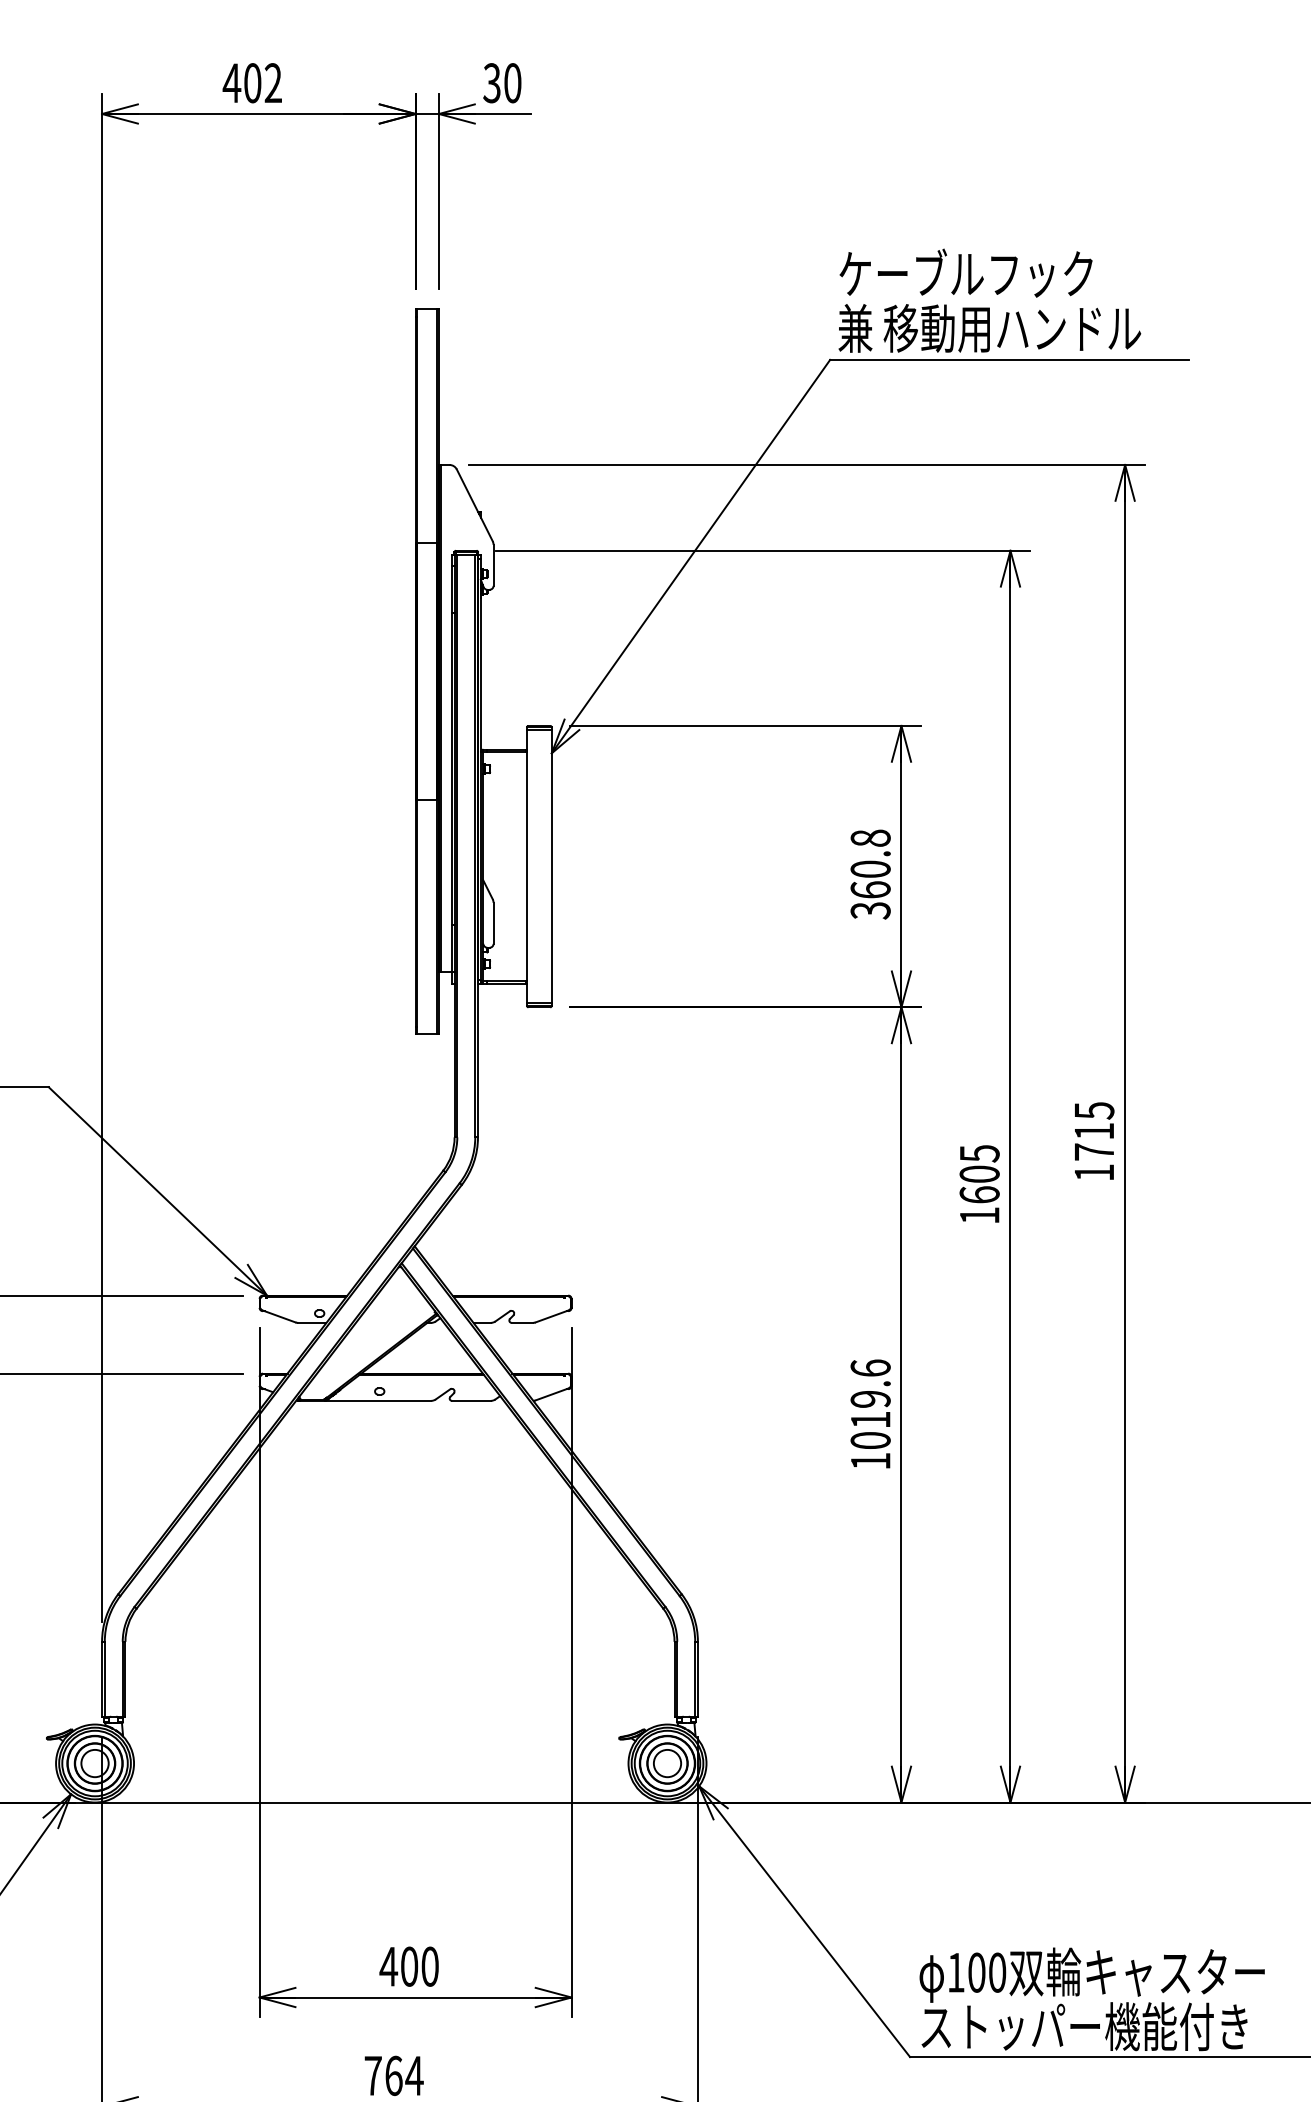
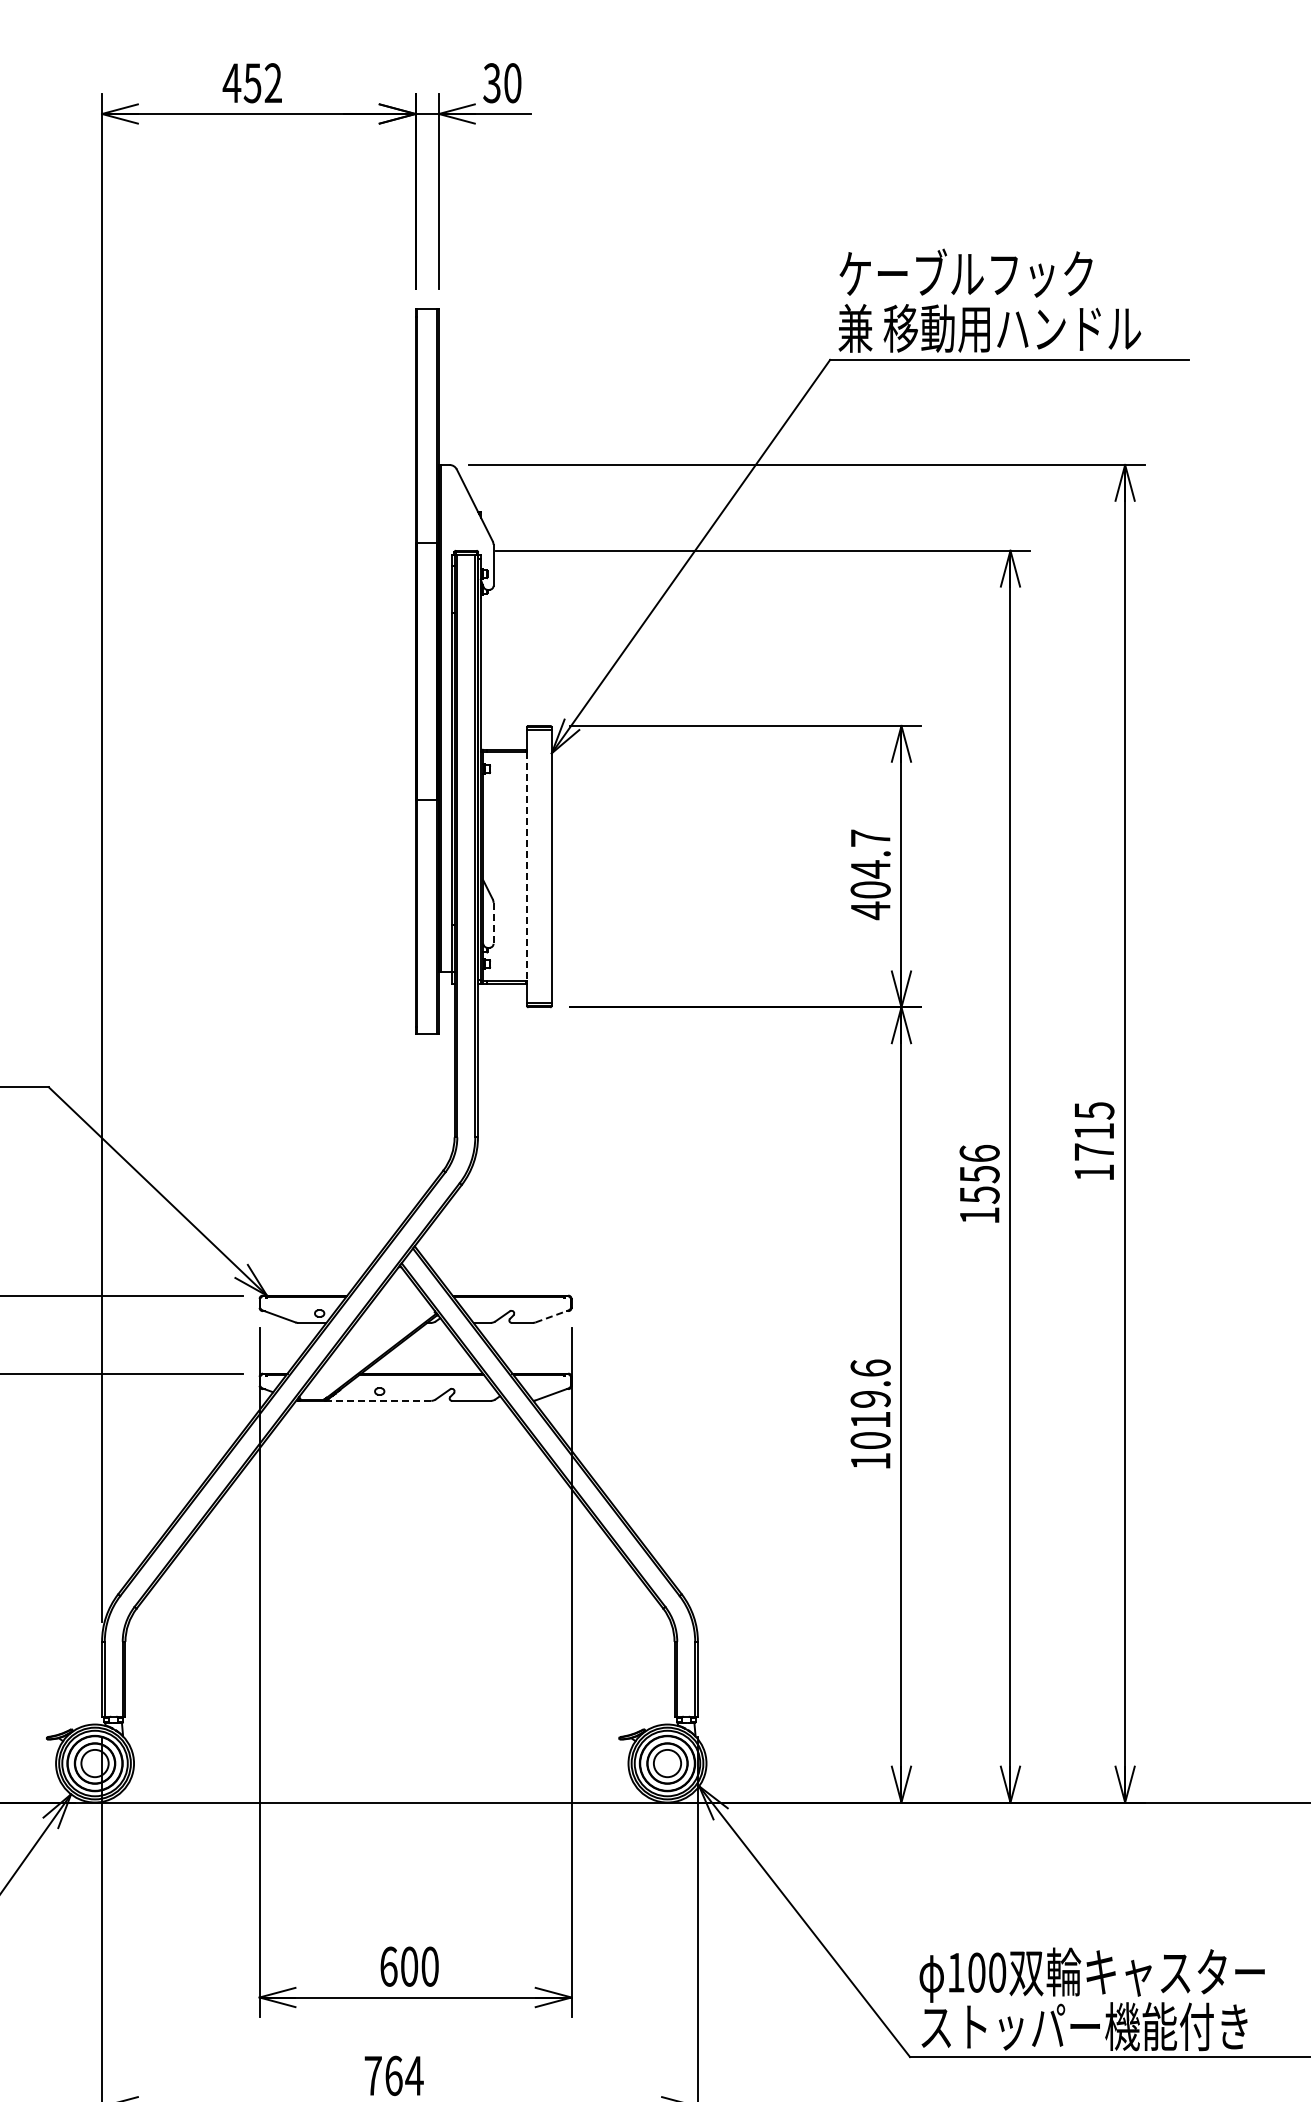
text: 402 -> 452 (252, 83)
line: solid -> dashed (526, 867)
text: 360.8 -> 404.7 (870, 874)
line: solid -> dashed (493, 923)
text: 1605 -> 1556 (979, 1174)
line: solid -> dashed (552, 1316)
line: solid -> dashed (378, 1400)
text: 400 -> 600 (388, 1966)
